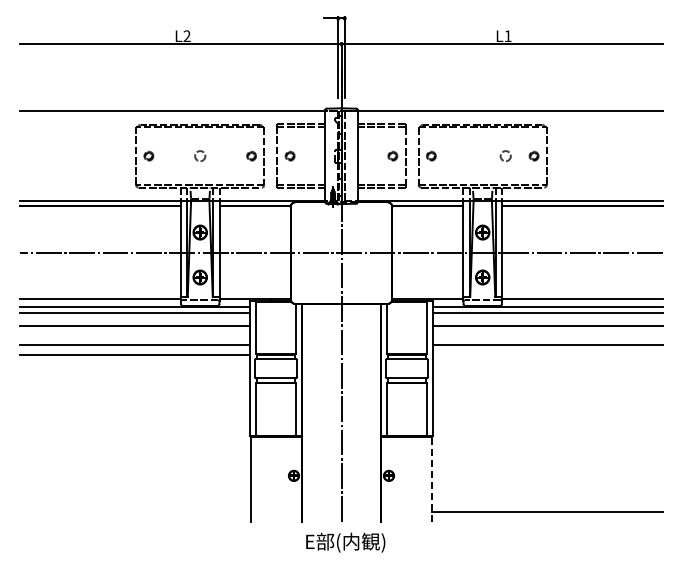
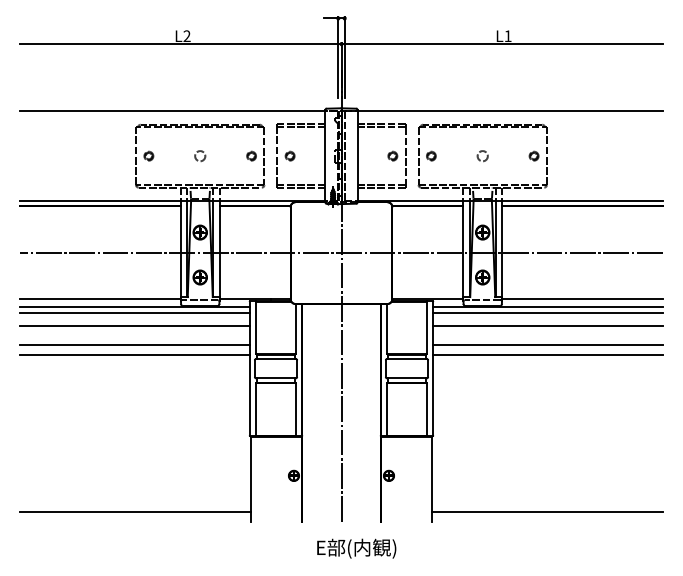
circle position: (505, 156) -> (482, 156) (482, 156)
line: none -> present (547, 355)
line: dashed -> solid (432, 479)
line: none -> present (135, 511)
text position: (345, 542) -> (356, 548) (356, 548)
